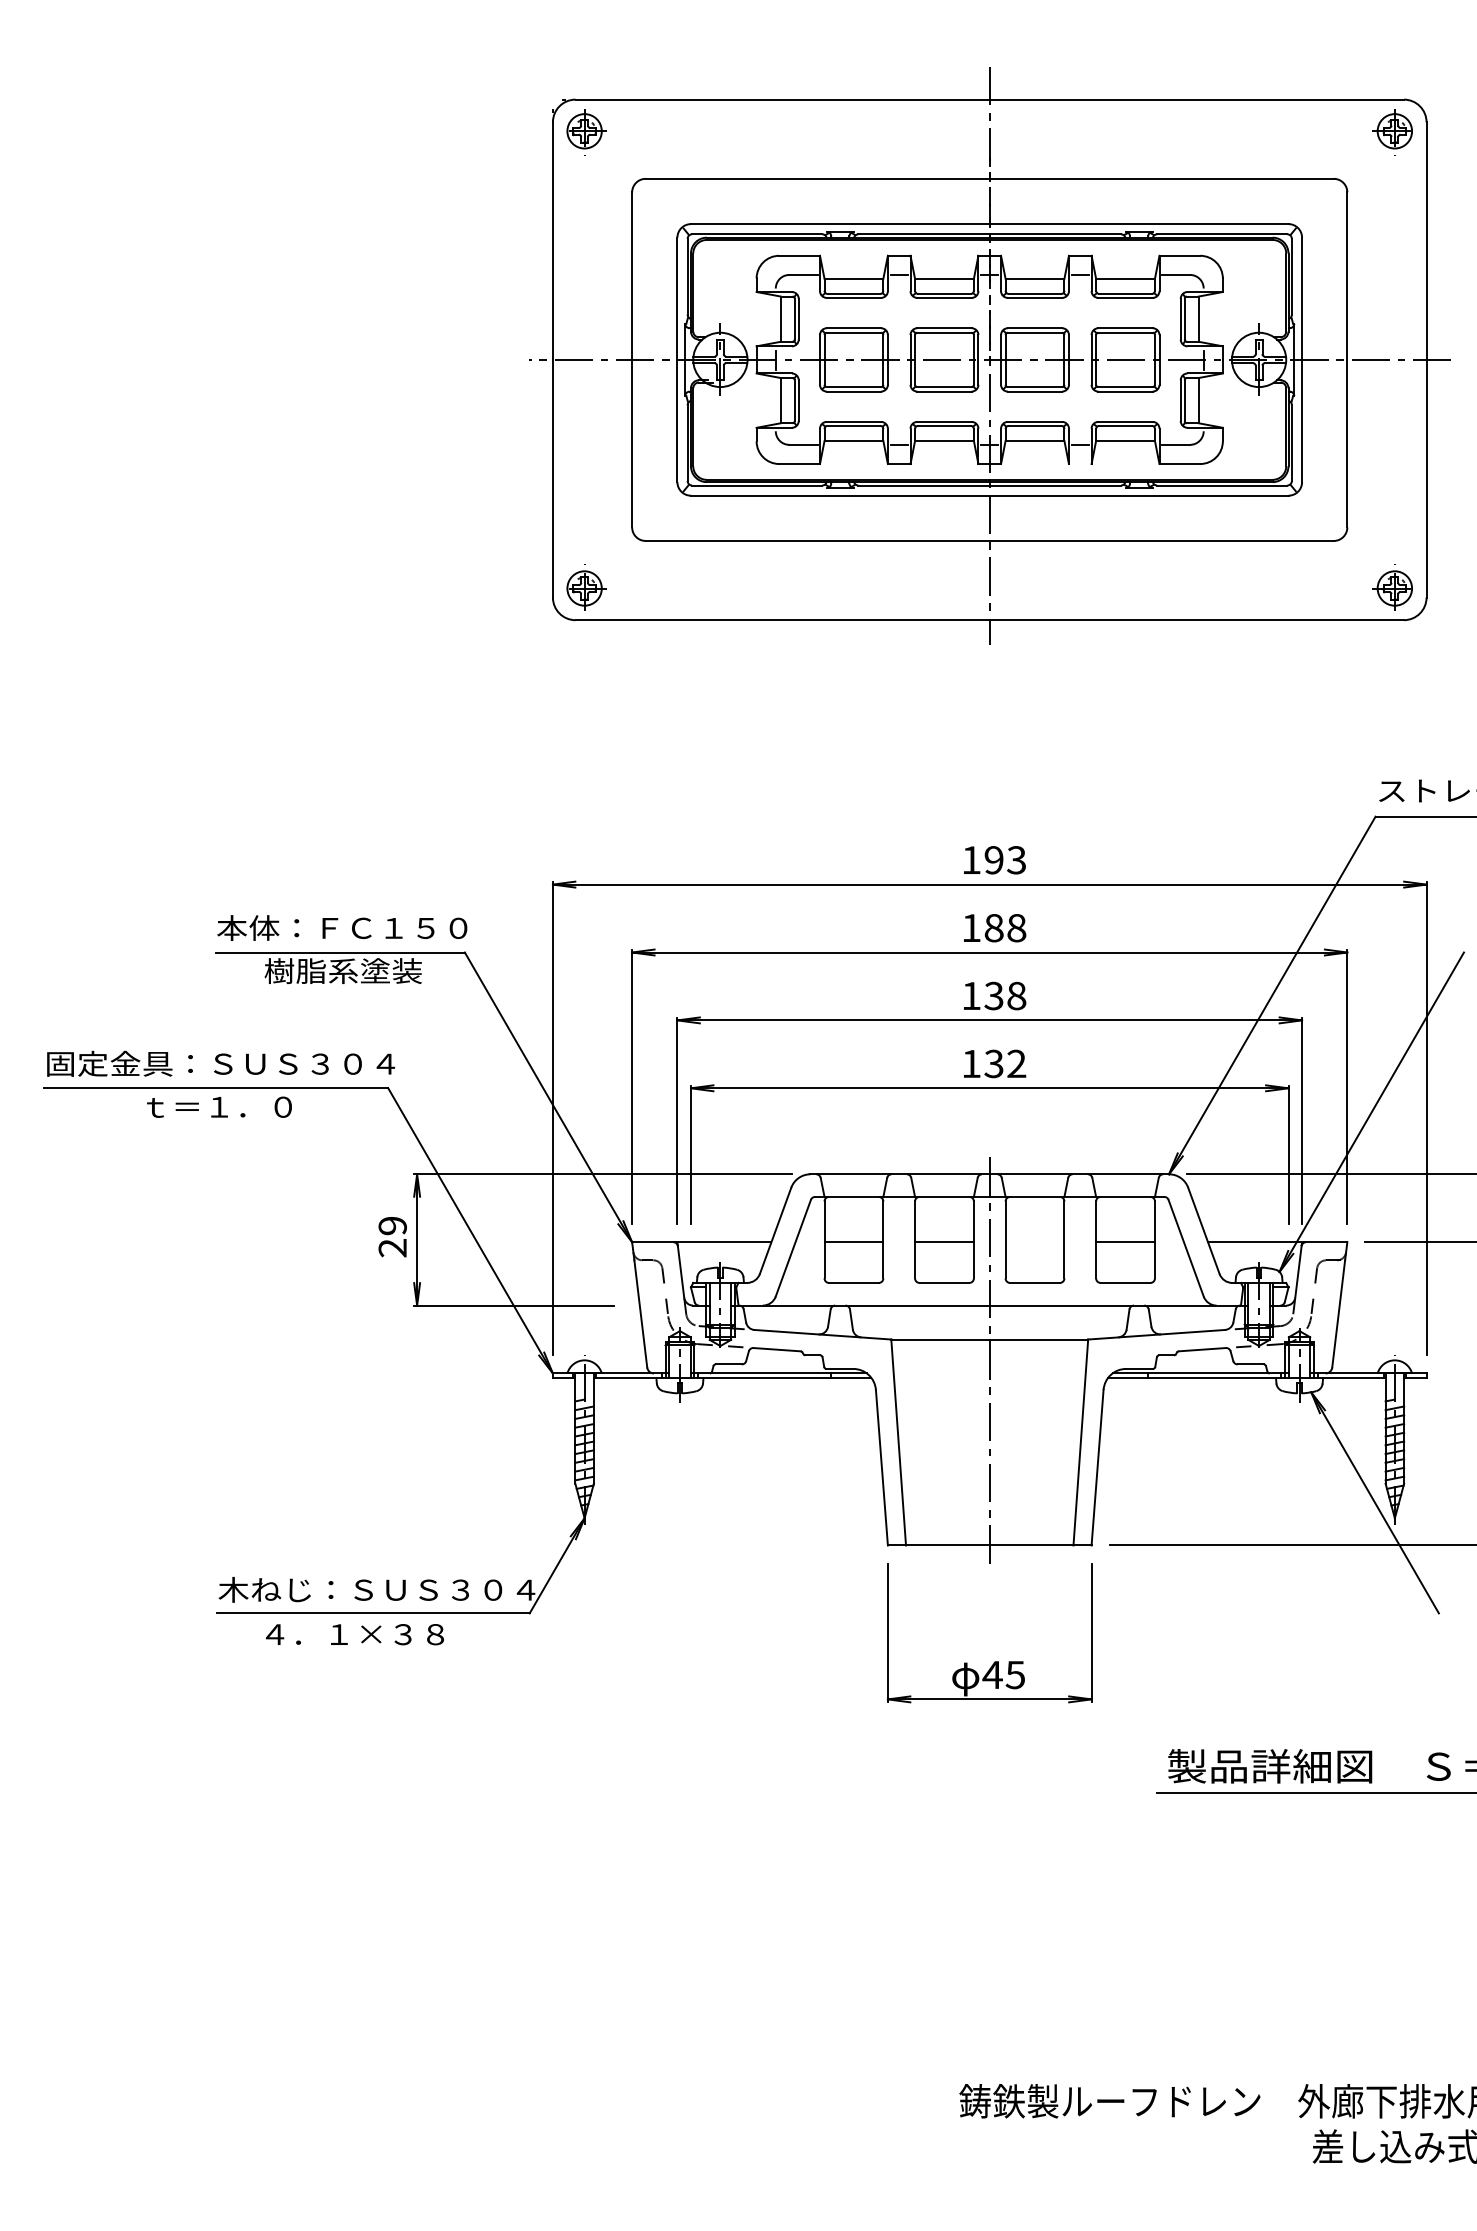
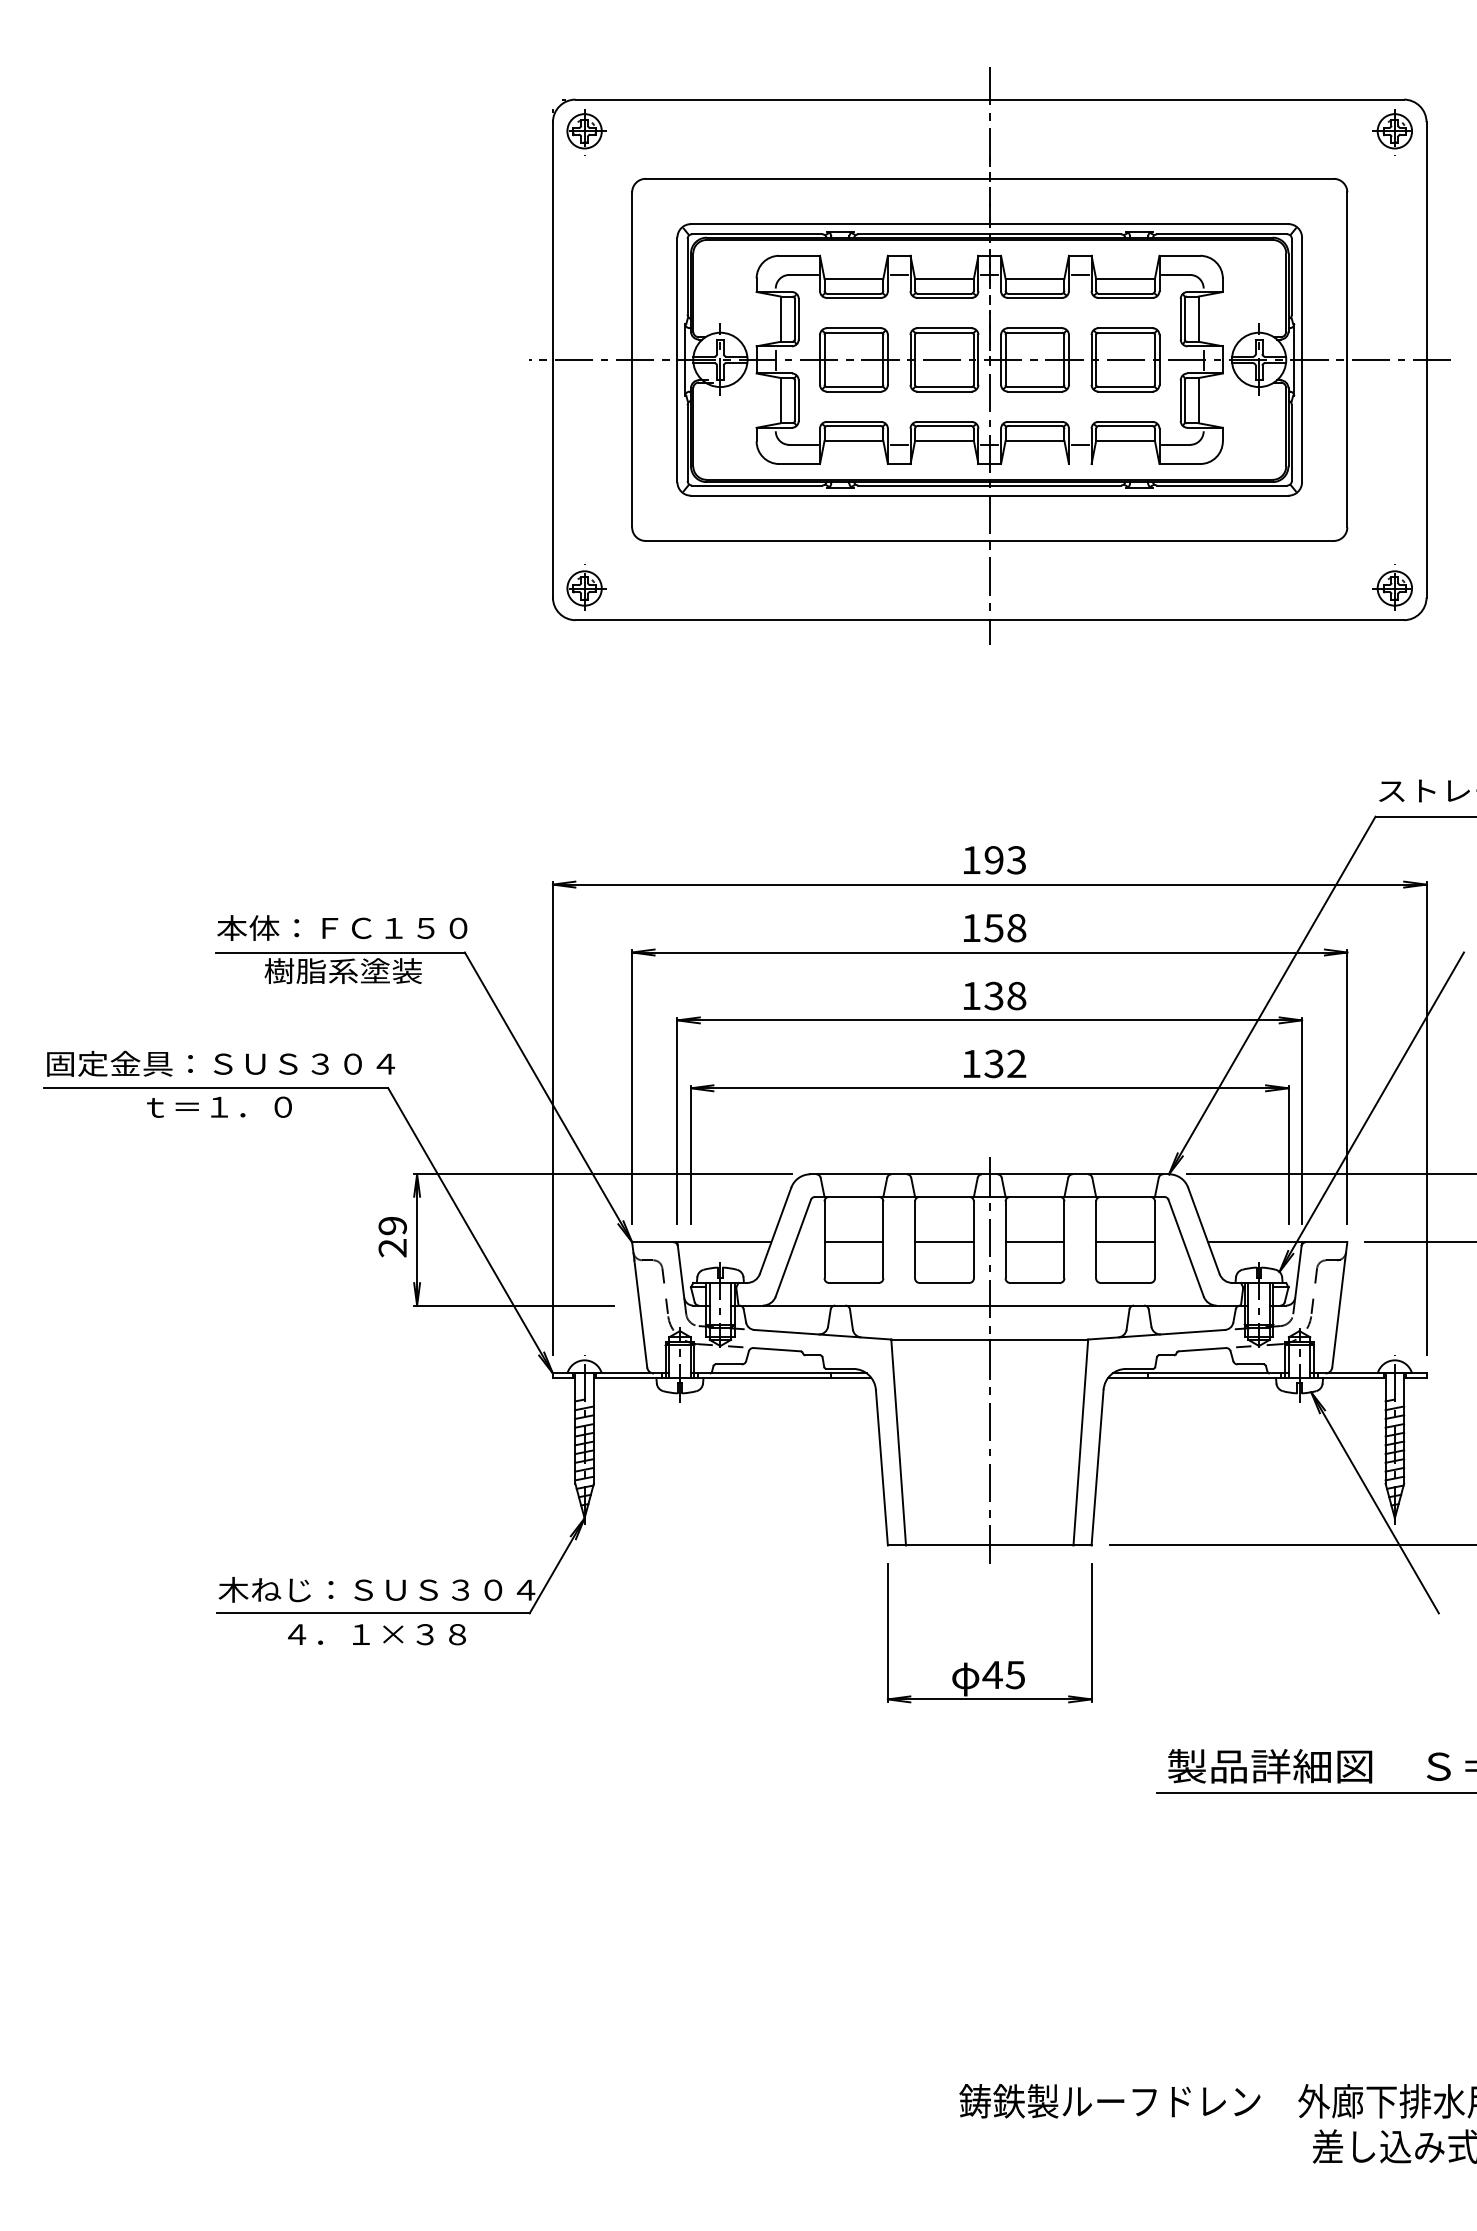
text: 188 -> 158 (993, 928)
line: none -> present (1034, 1242)
text position: (354, 1634) -> (376, 1634) (376, 1634)
